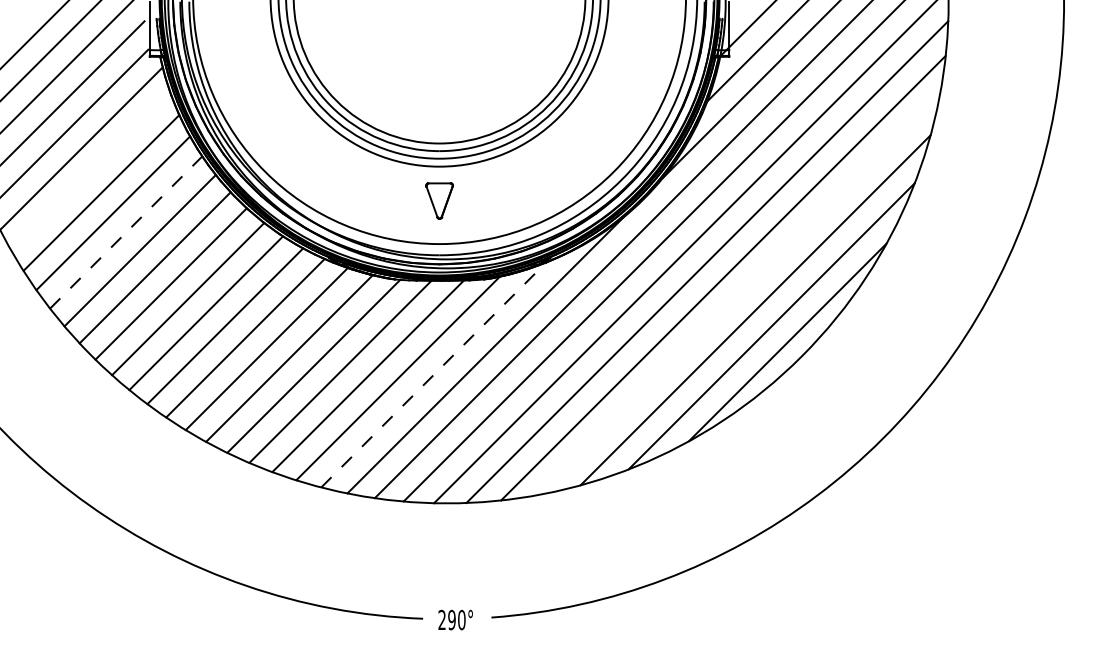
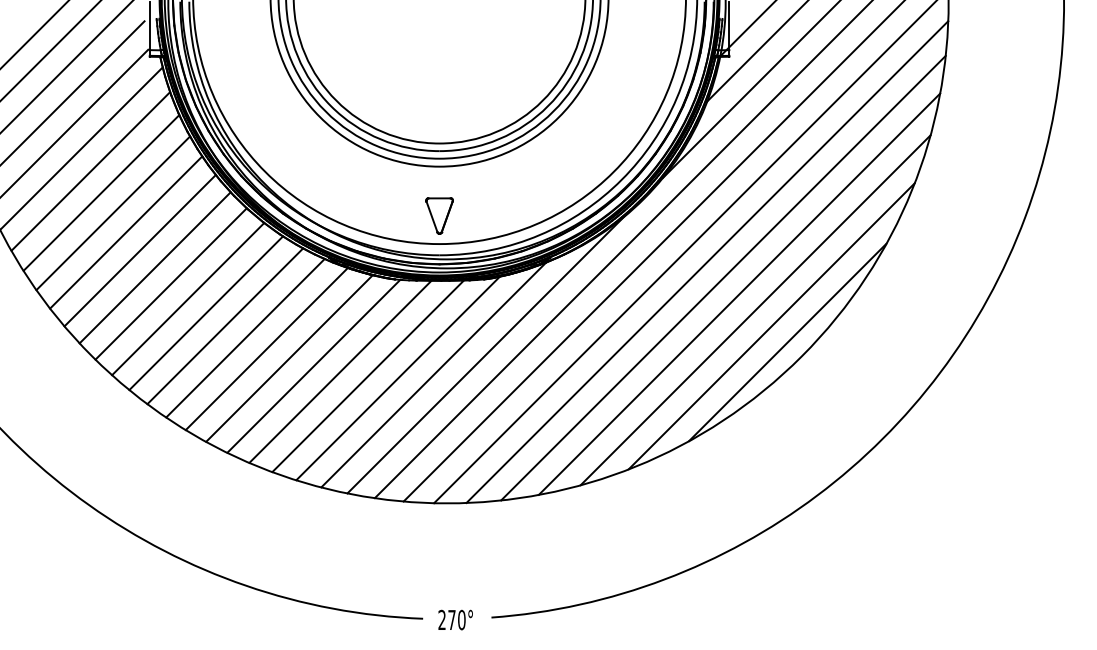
line: none -> present (90, 171)
part position: (439, 200) -> (439, 215) (439, 215)
line: dashed -> solid (126, 232)
line: none -> present (739, 293)
line: dashed -> solid (434, 374)
text: 290° -> 270° (451, 619)
